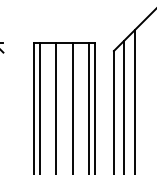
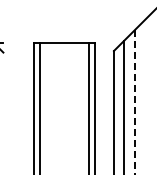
line: solid -> dashed (134, 102)
line: present -> none (56, 107)
line: present -> none (72, 107)
